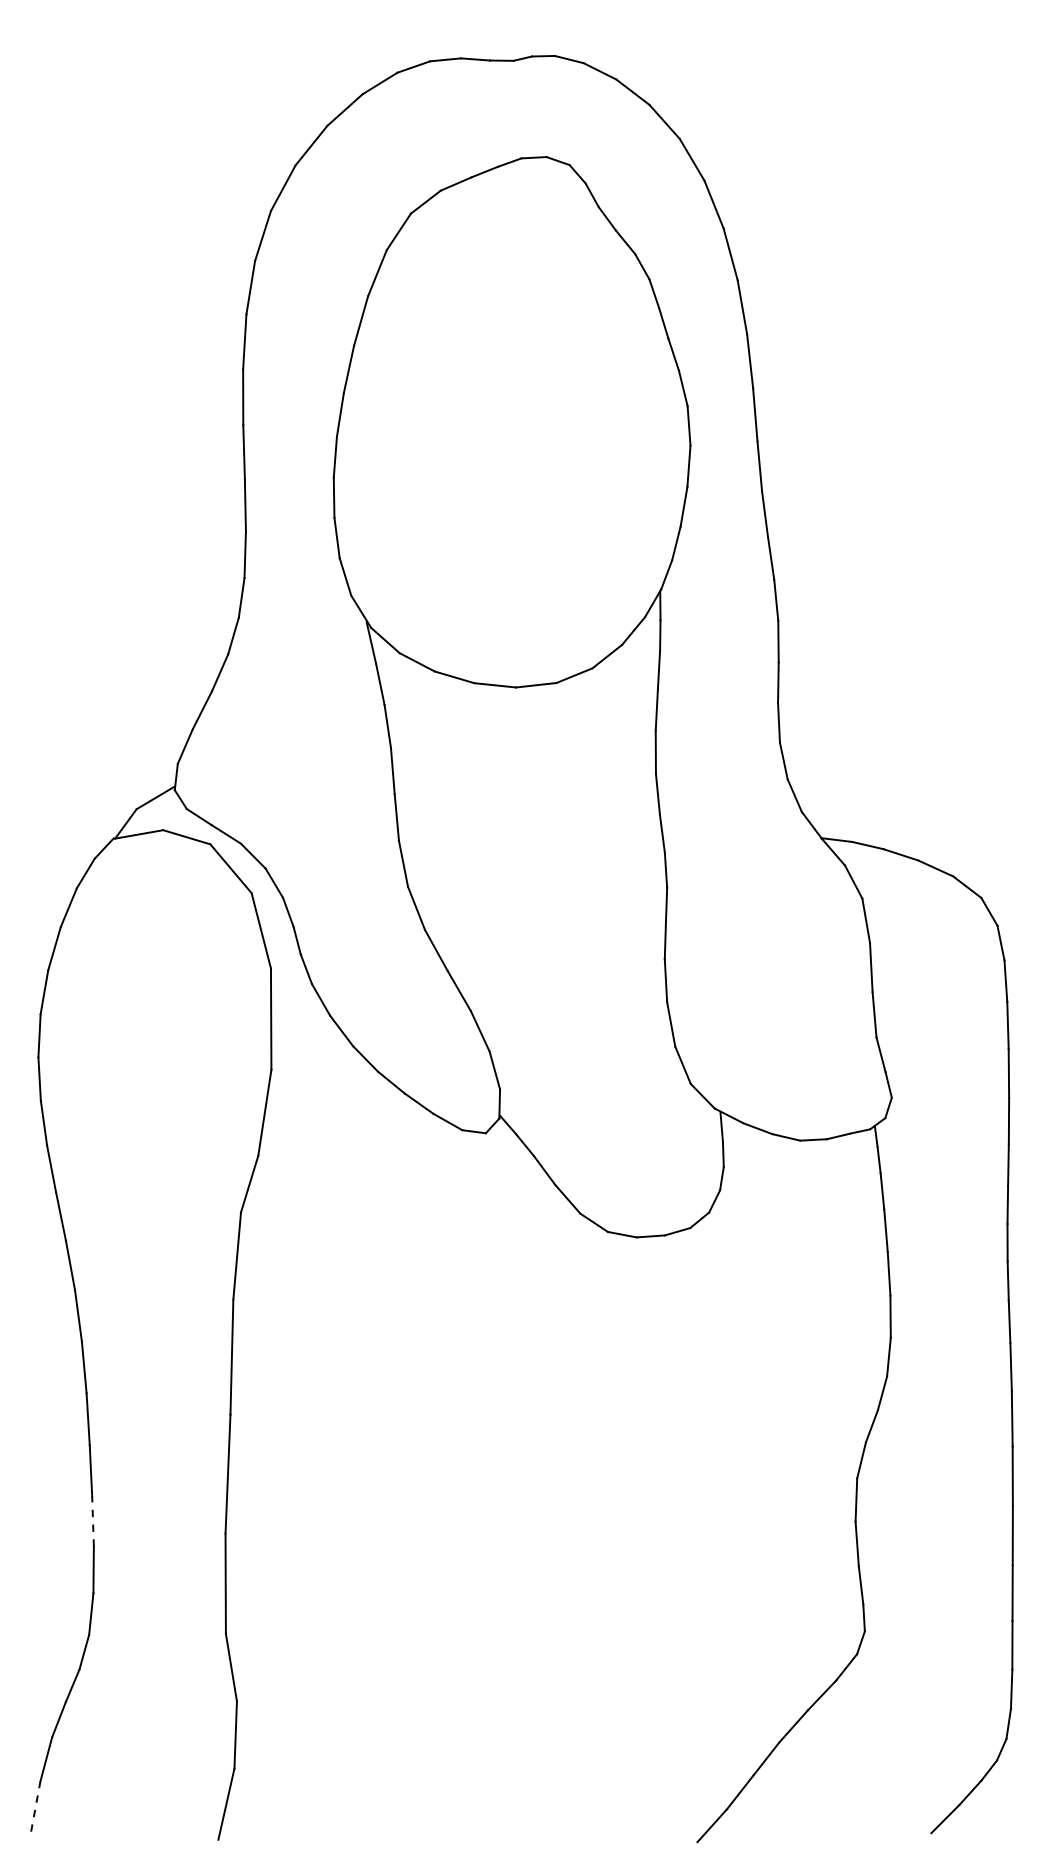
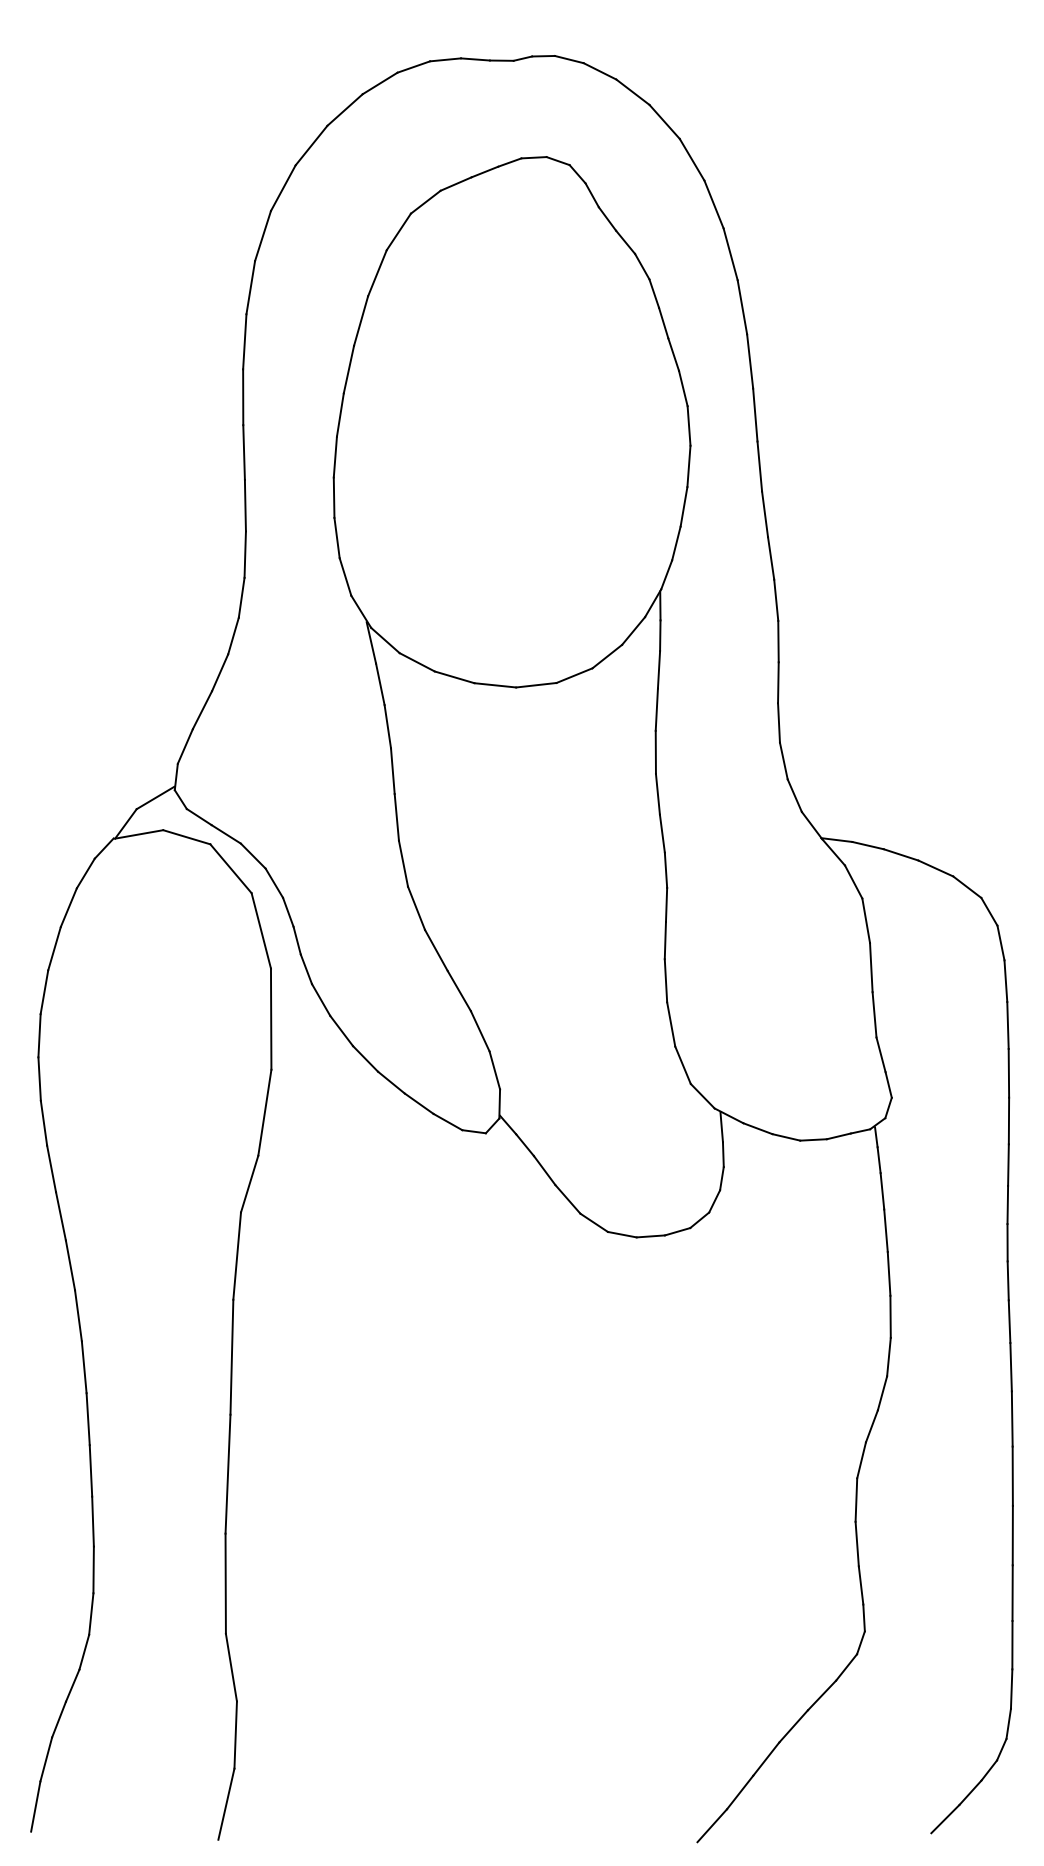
line: dashed -> solid (93, 1521)
line: dashed -> solid (35, 1806)
